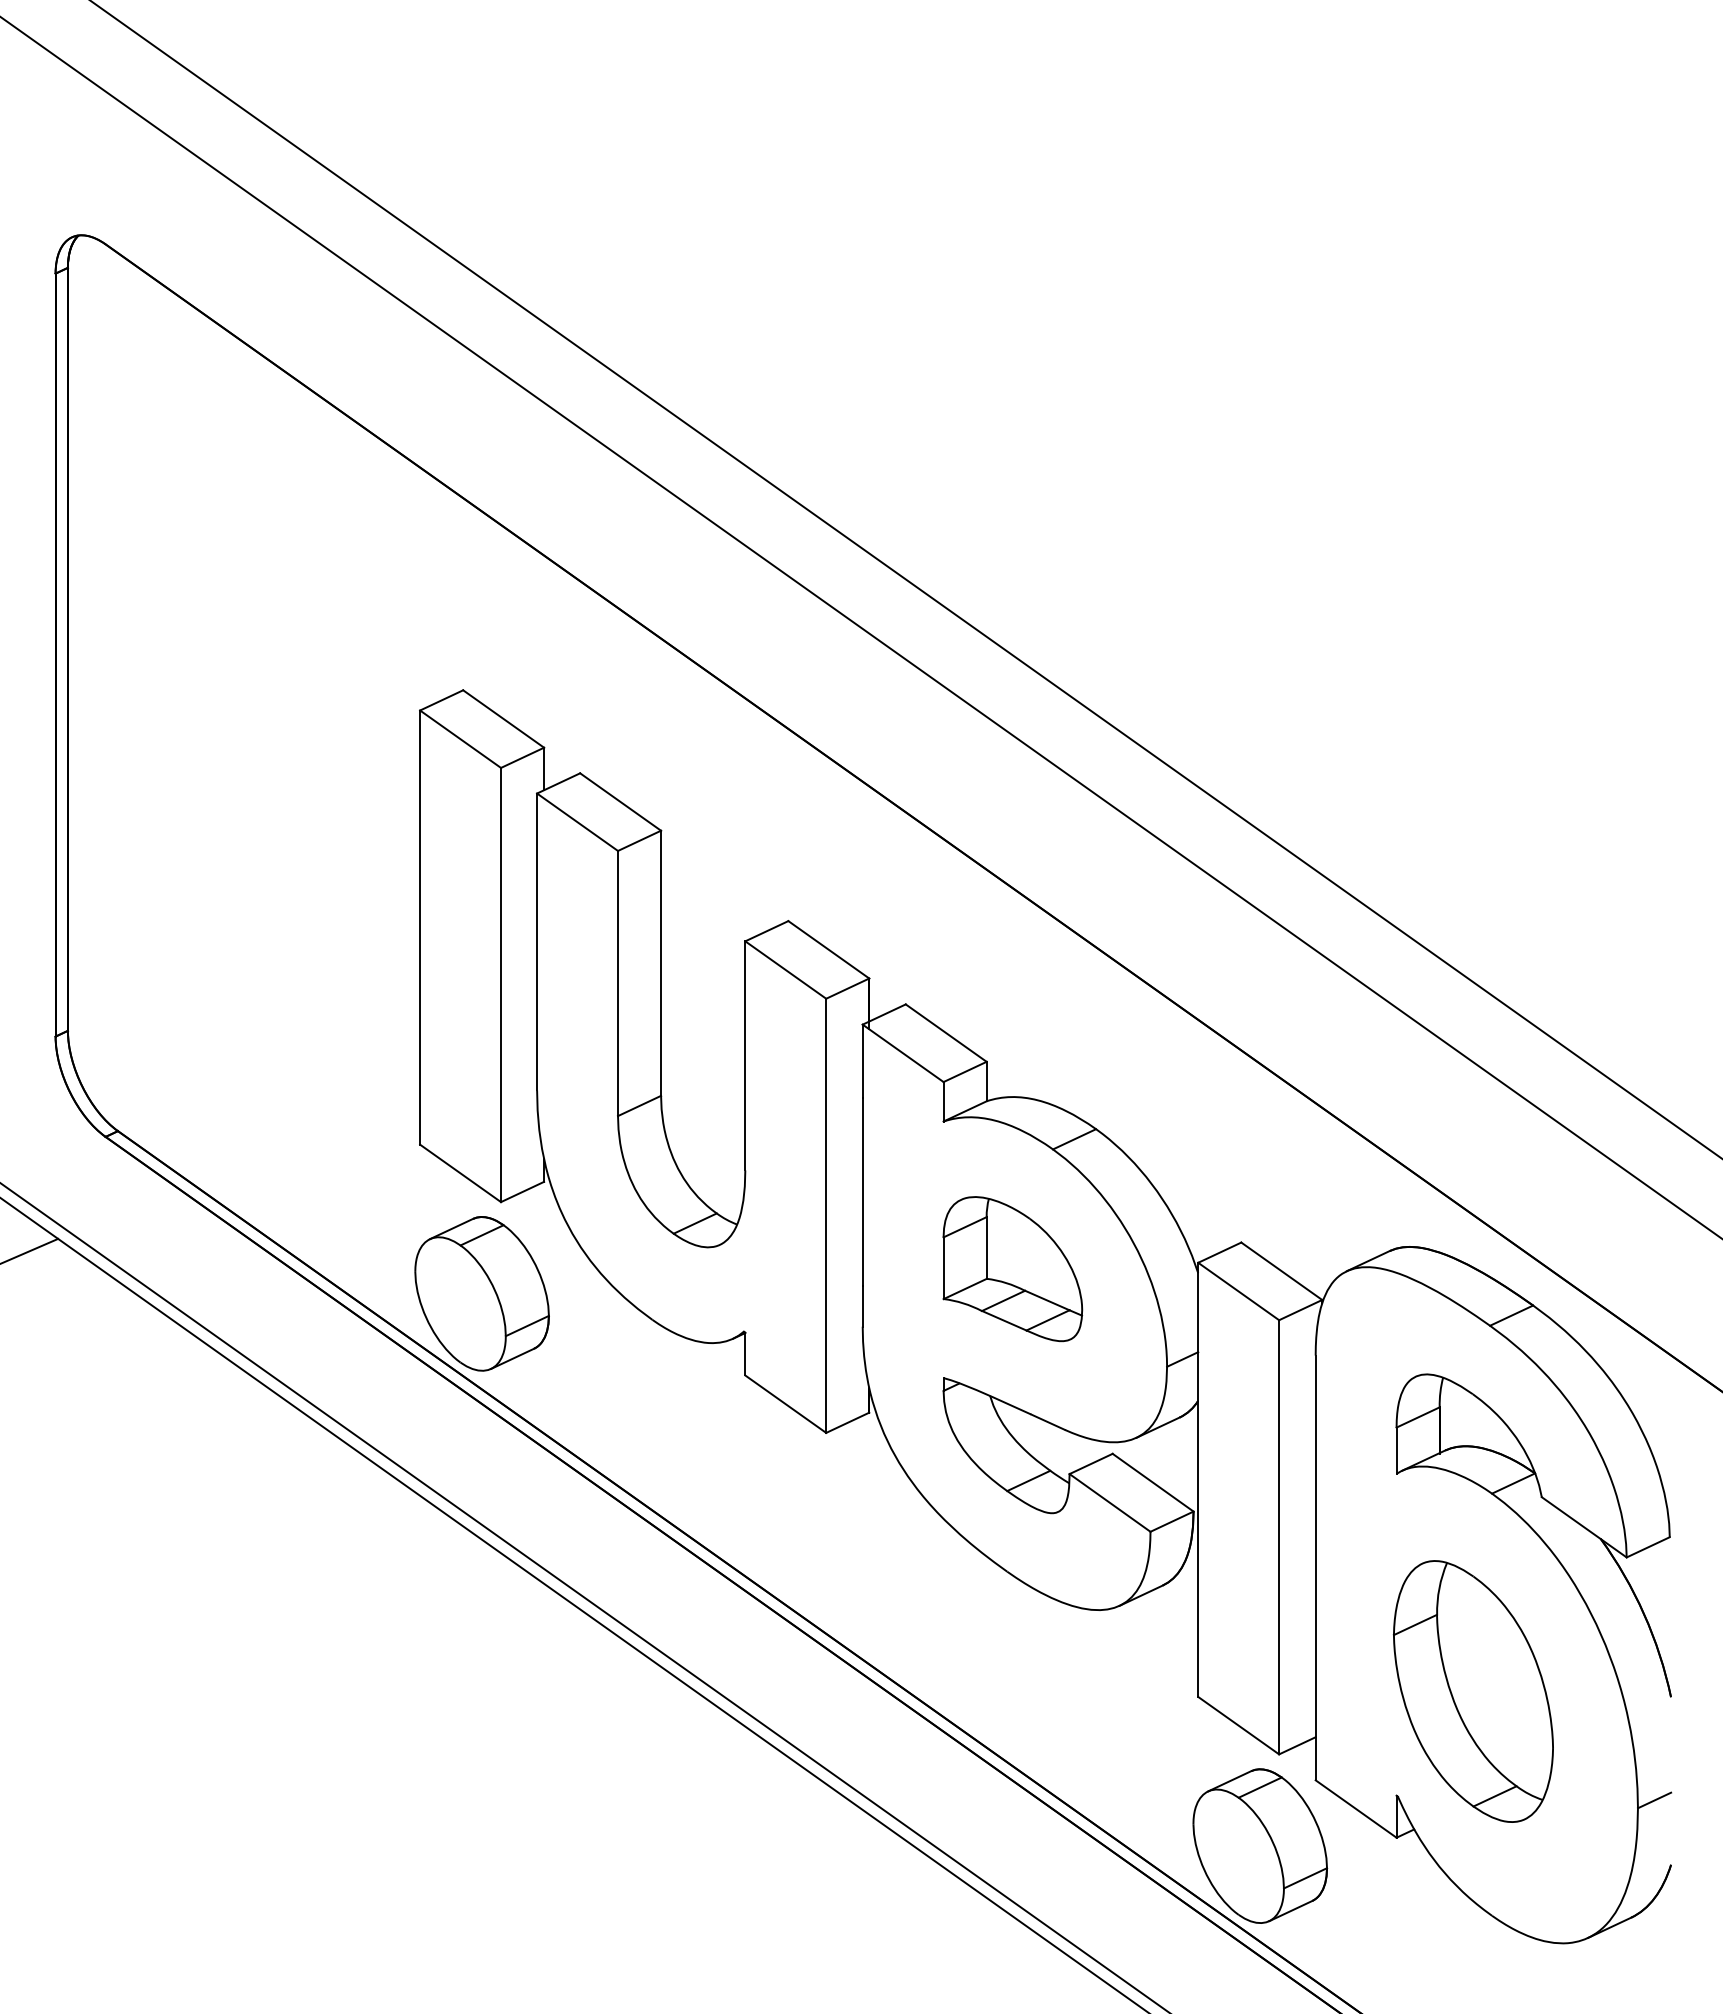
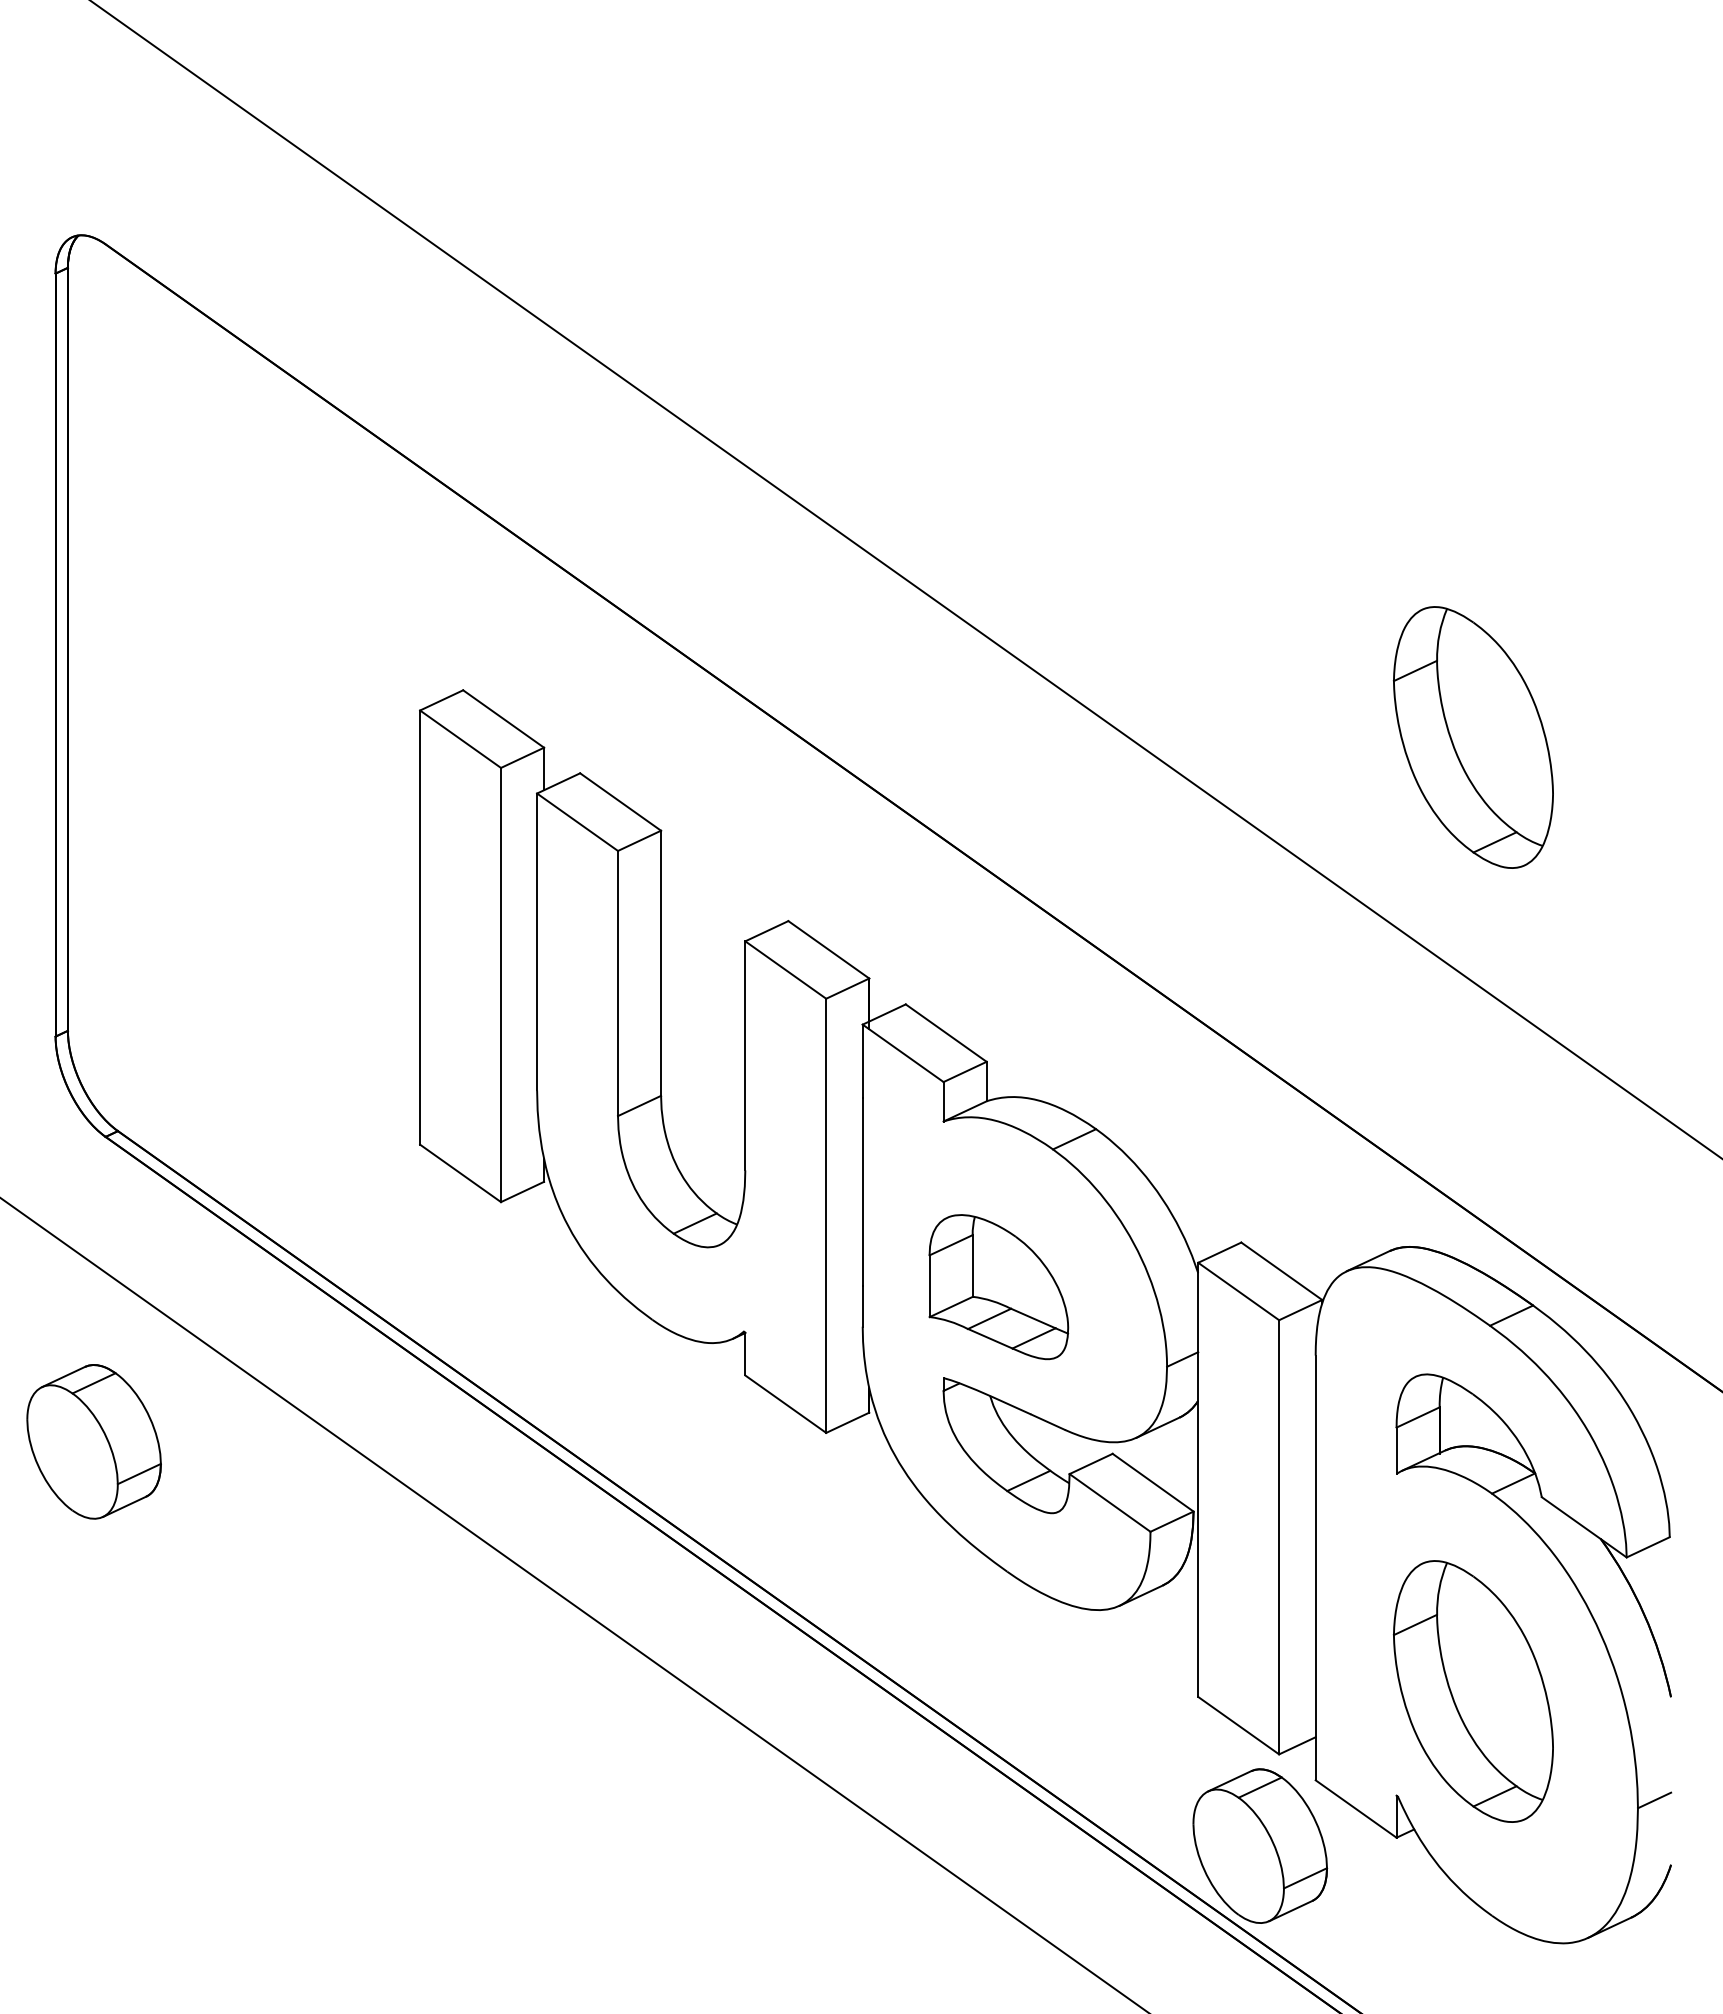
line: present -> none (860, 627)
part: none -> present (1472, 737)
line: present -> none (30, 1250)
part position: (1012, 1269) -> (998, 1287) (998, 1287)
part position: (481, 1293) -> (93, 1441) (93, 1441)
line: present -> none (584, 1597)
